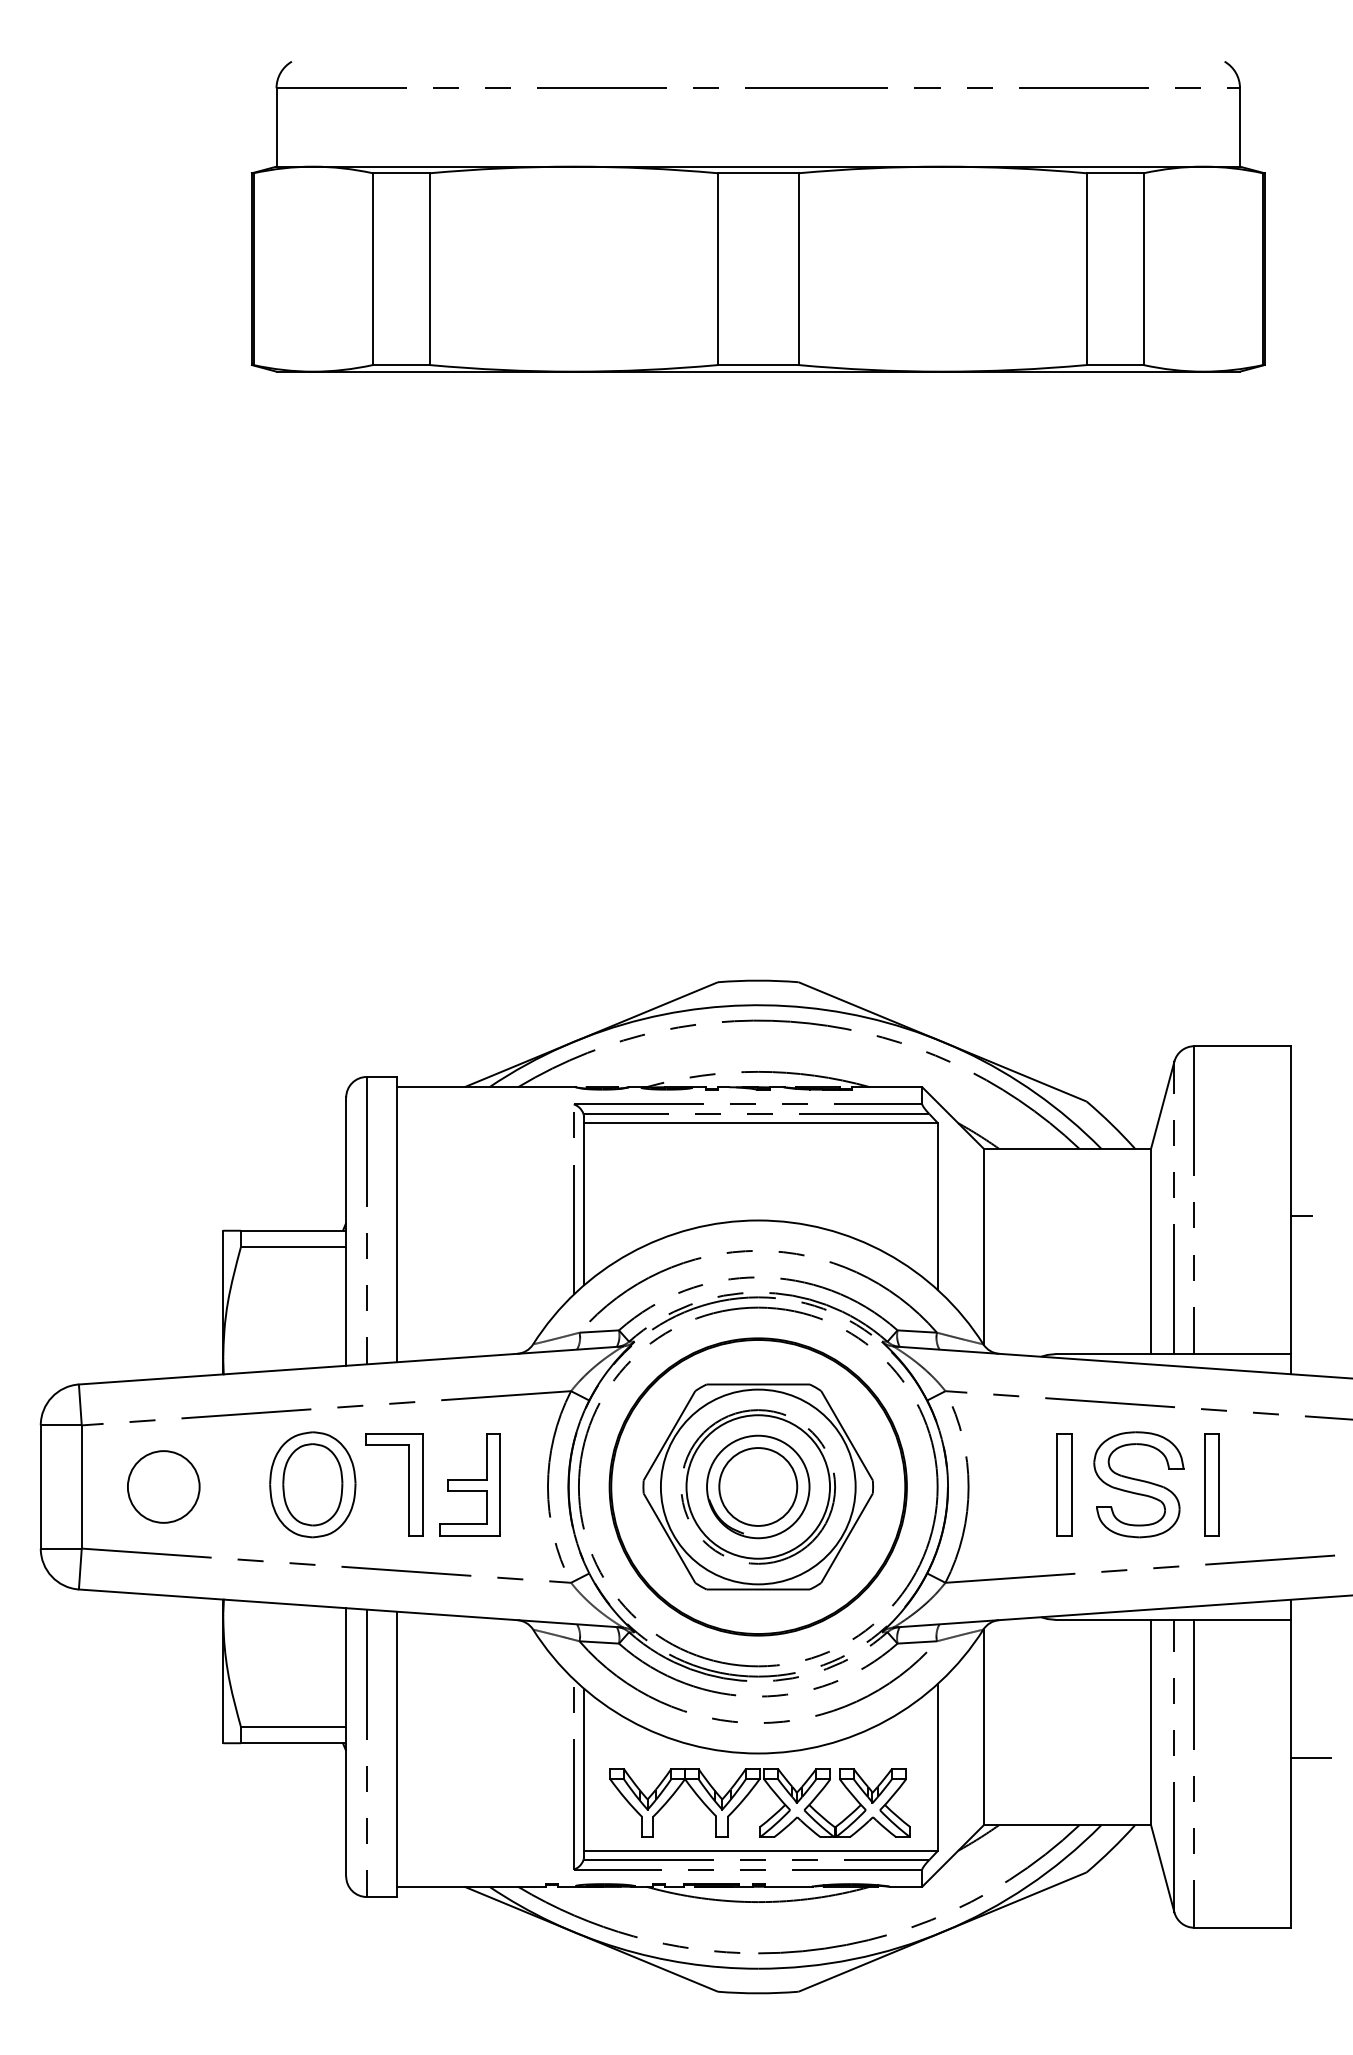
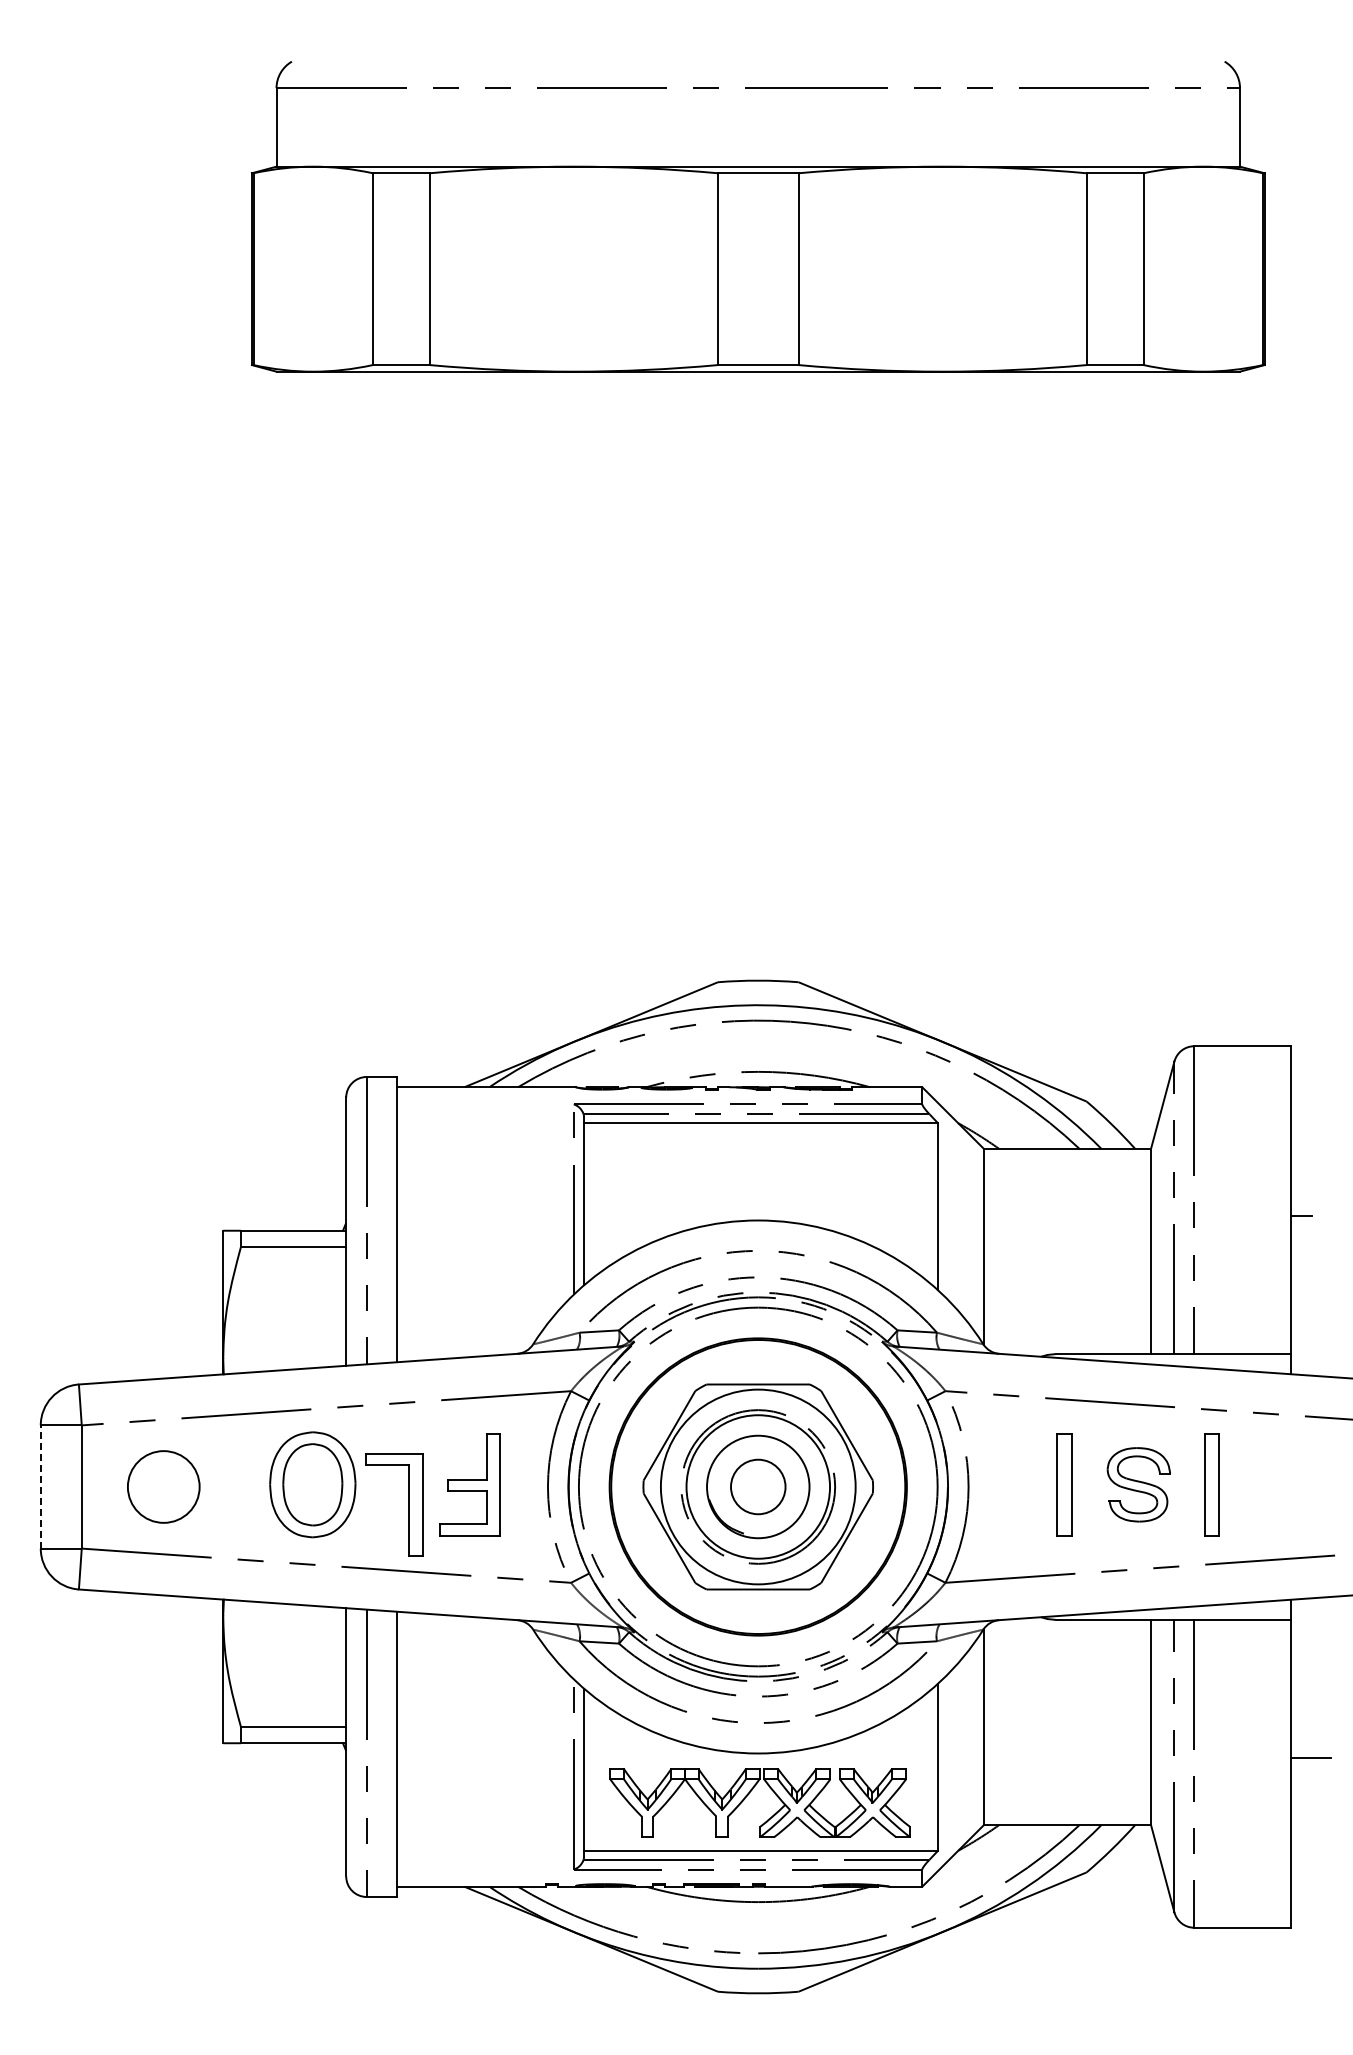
part position: (408, 1484) -> (408, 1504) (408, 1504)
part size: 92x108 px -> 65x76 px (1138, 1484)
line: solid -> dashed (40, 1486)
circle diameter: 78 px -> 55 px (758, 1486)
